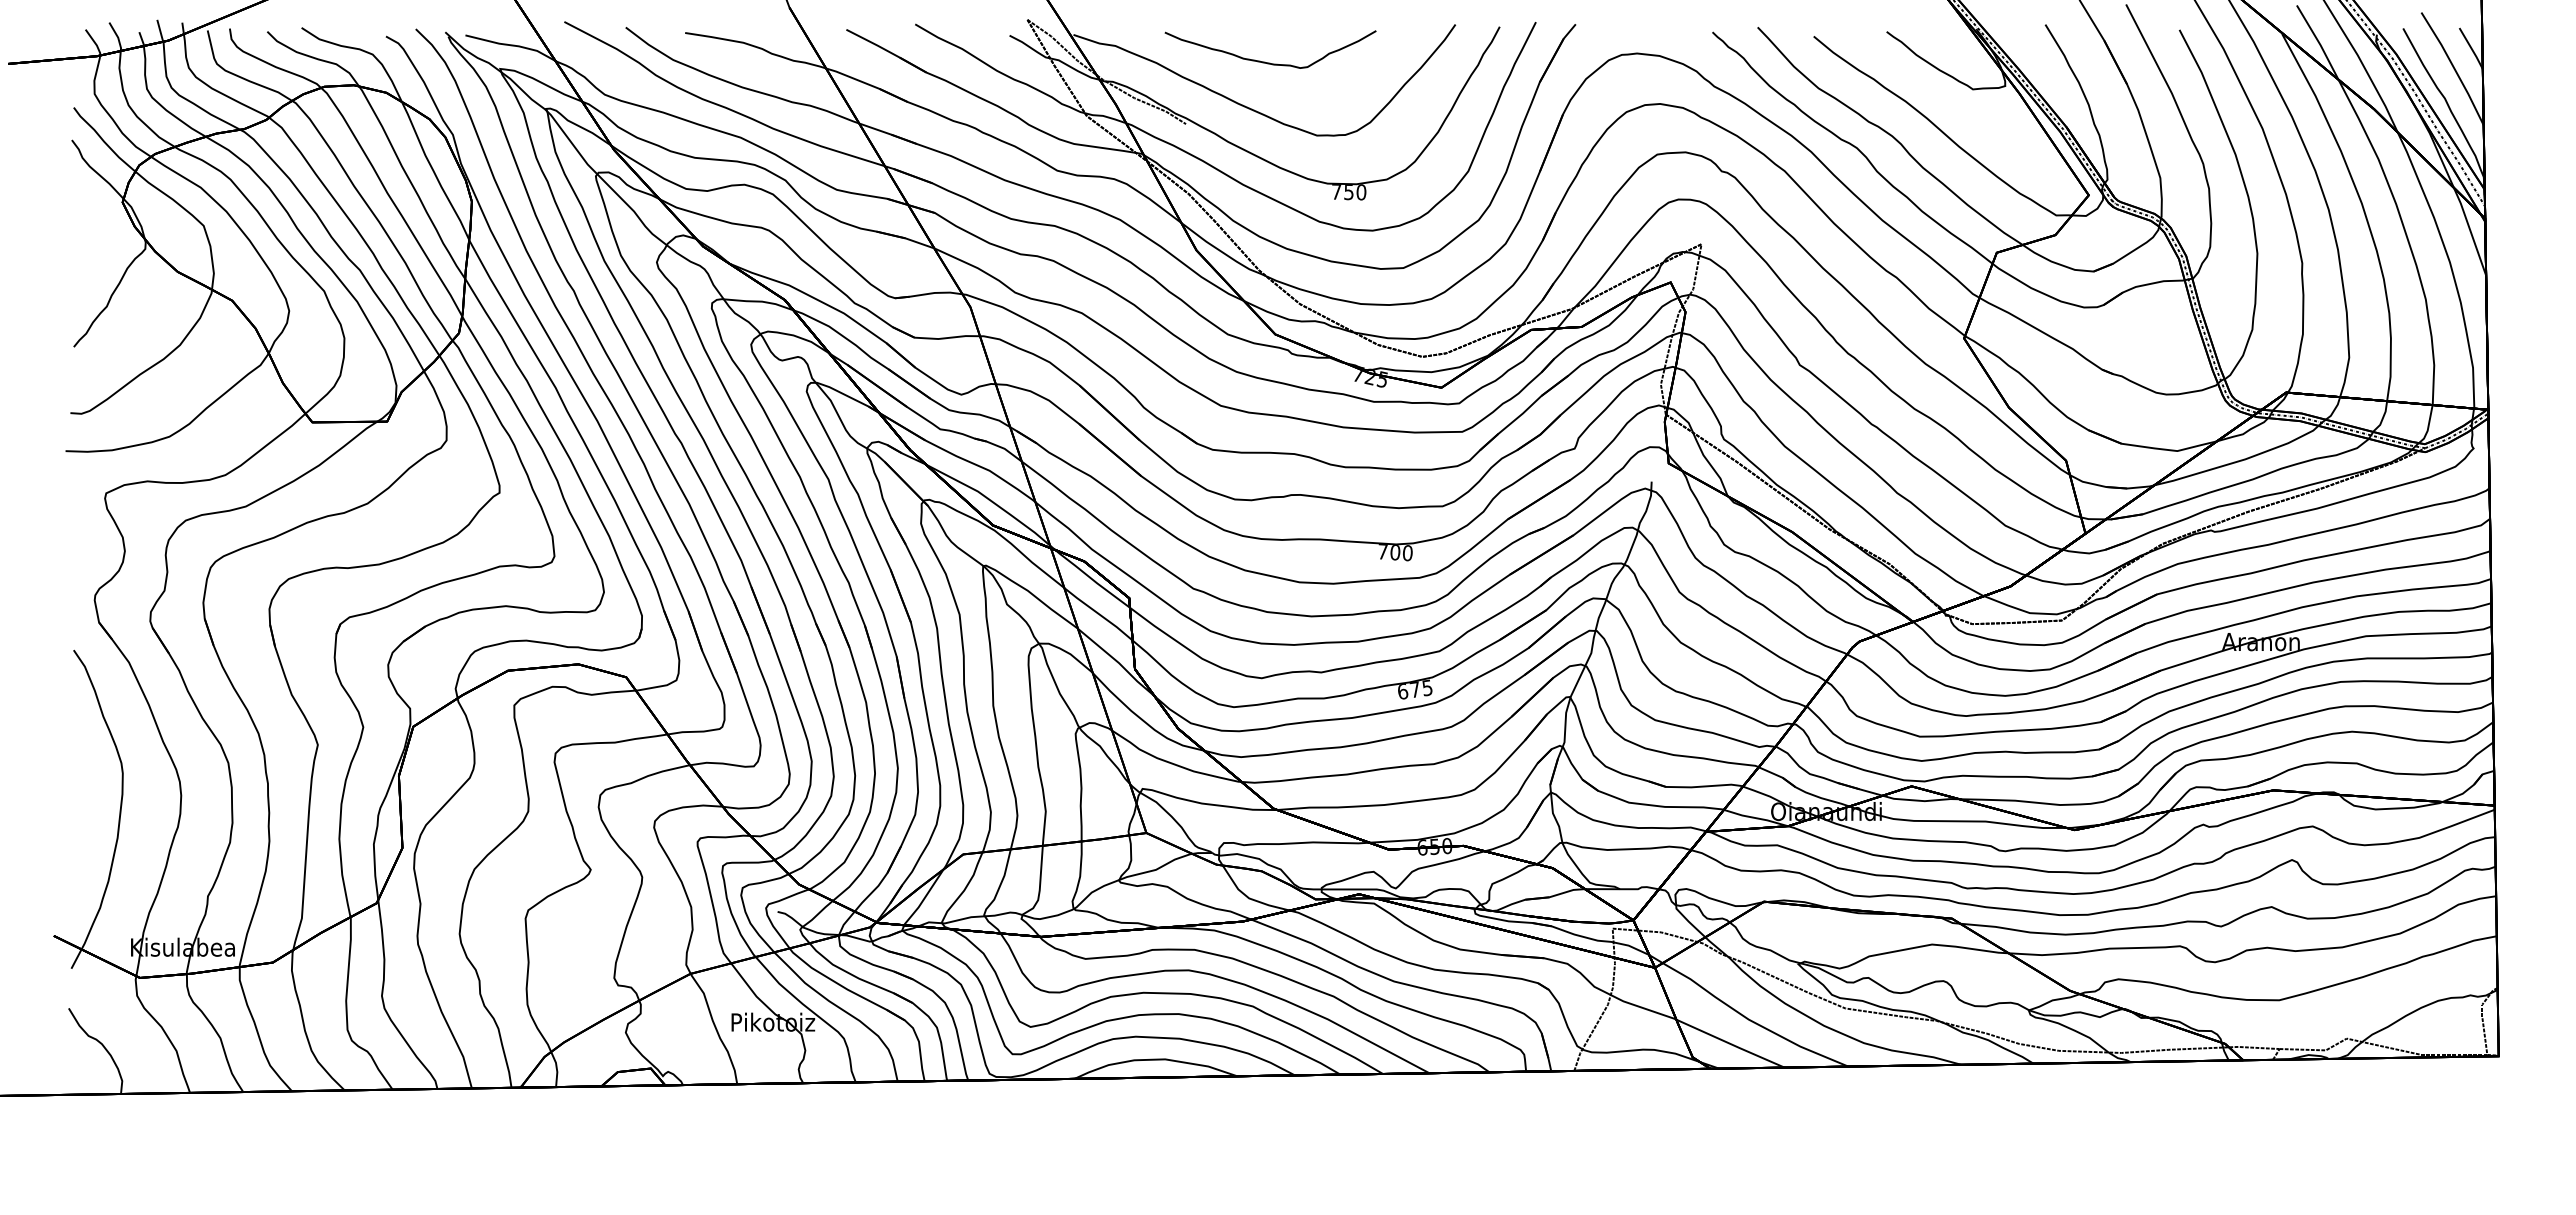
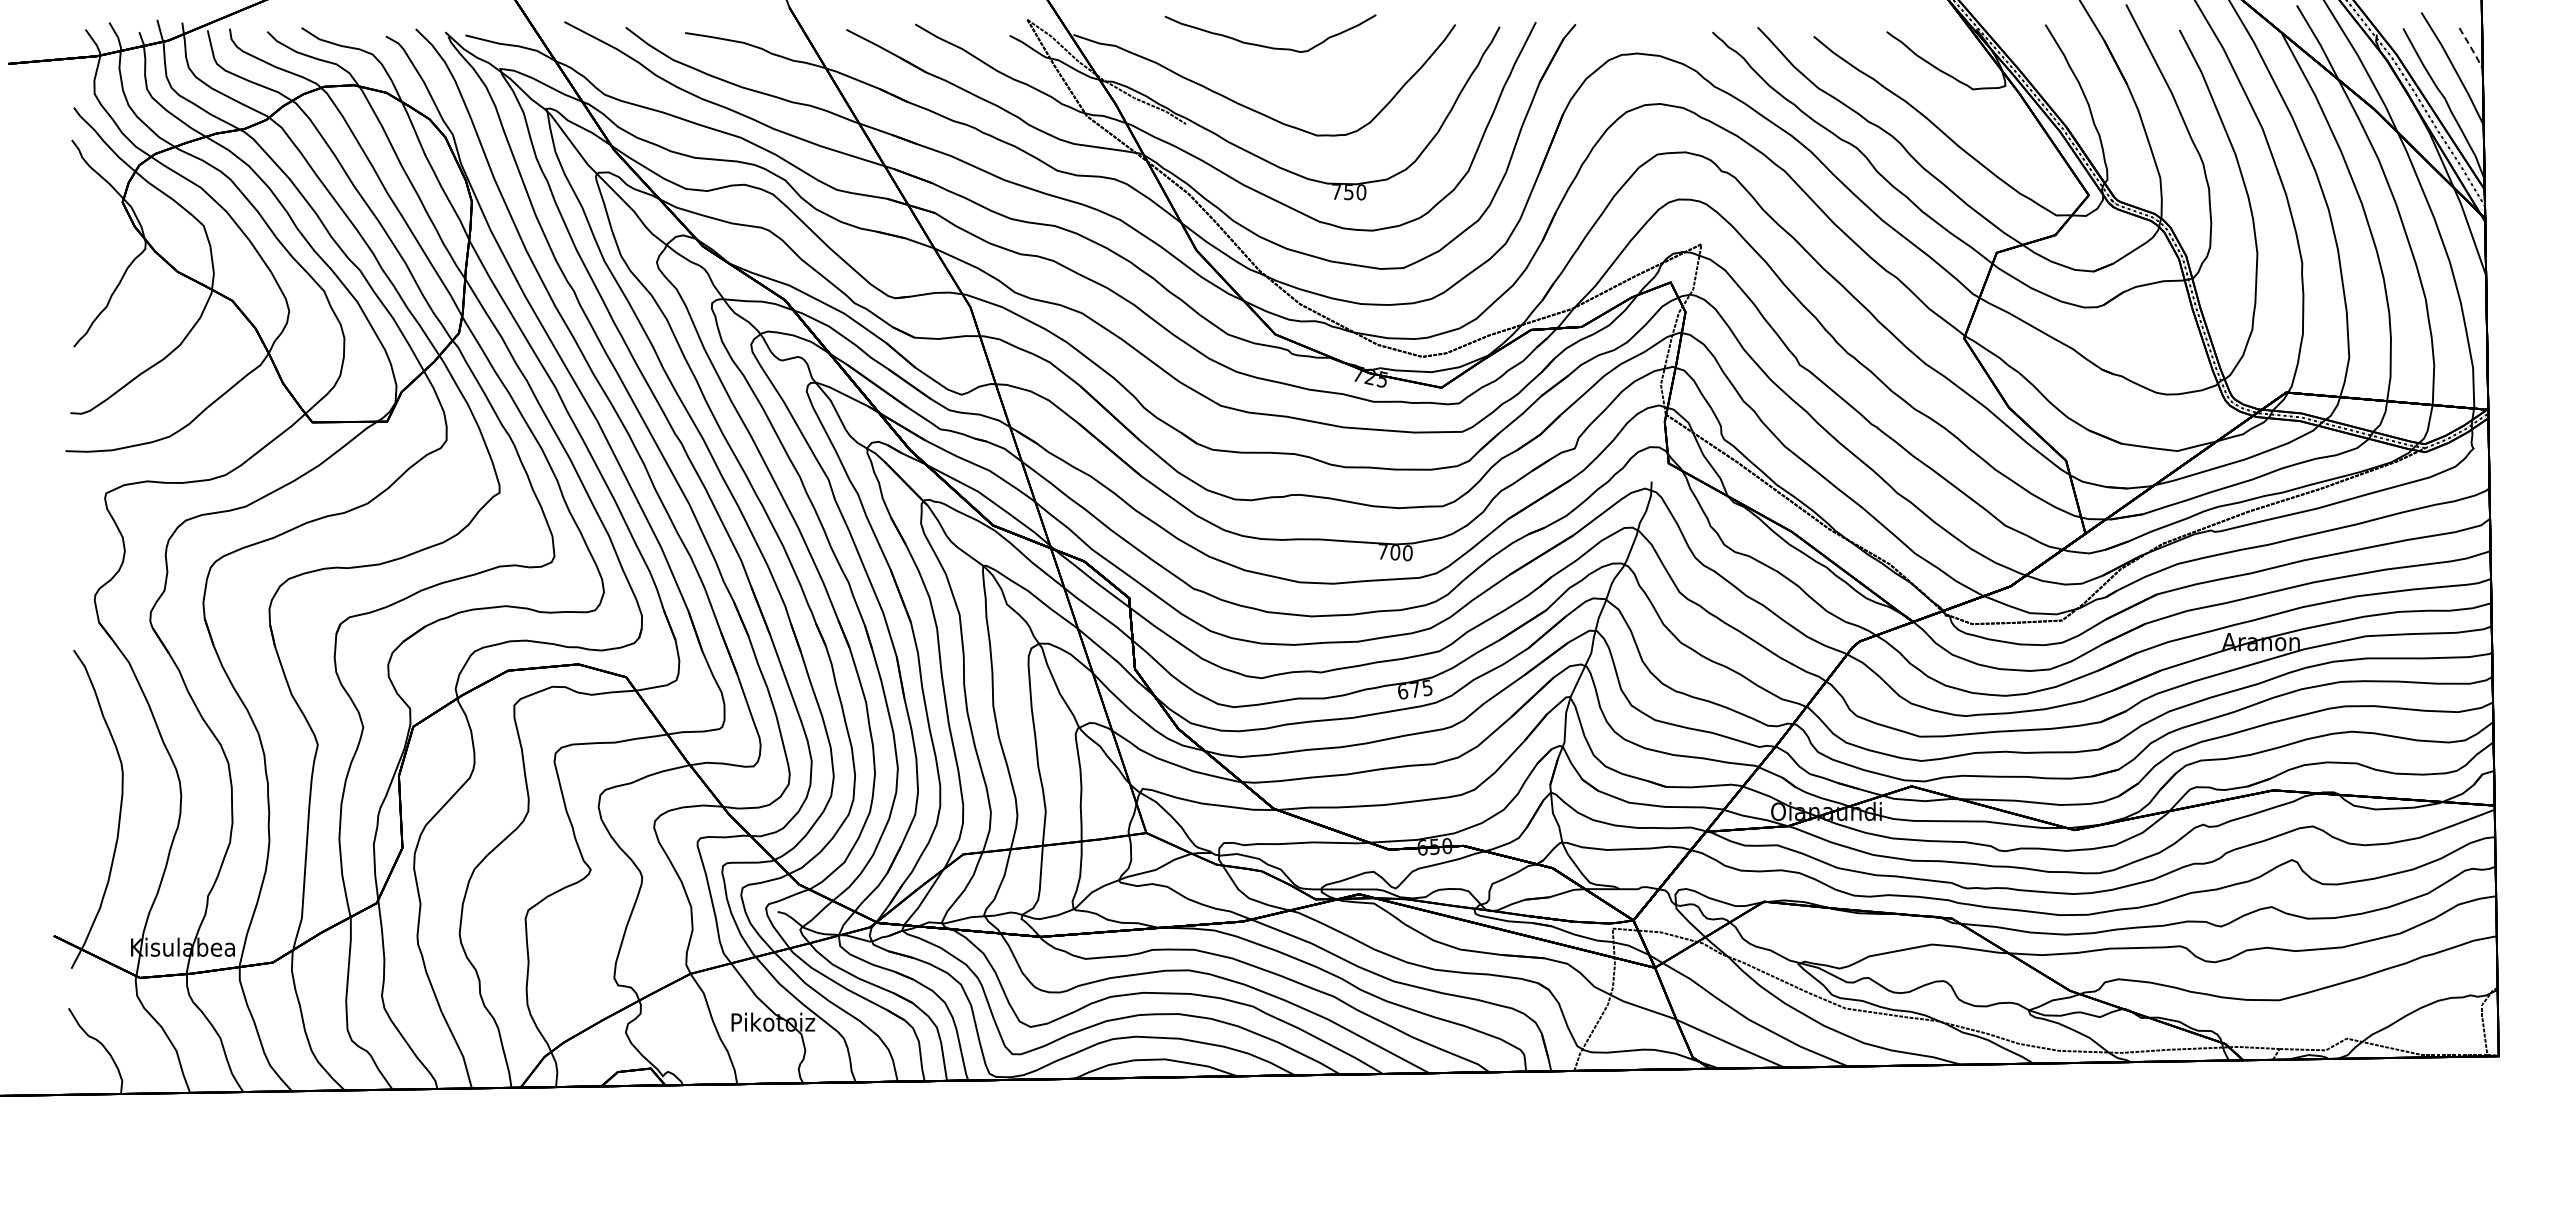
line: solid -> dashed (2472, 49)
curve position: (1265, 61) -> (1265, 45) (1265, 45)
